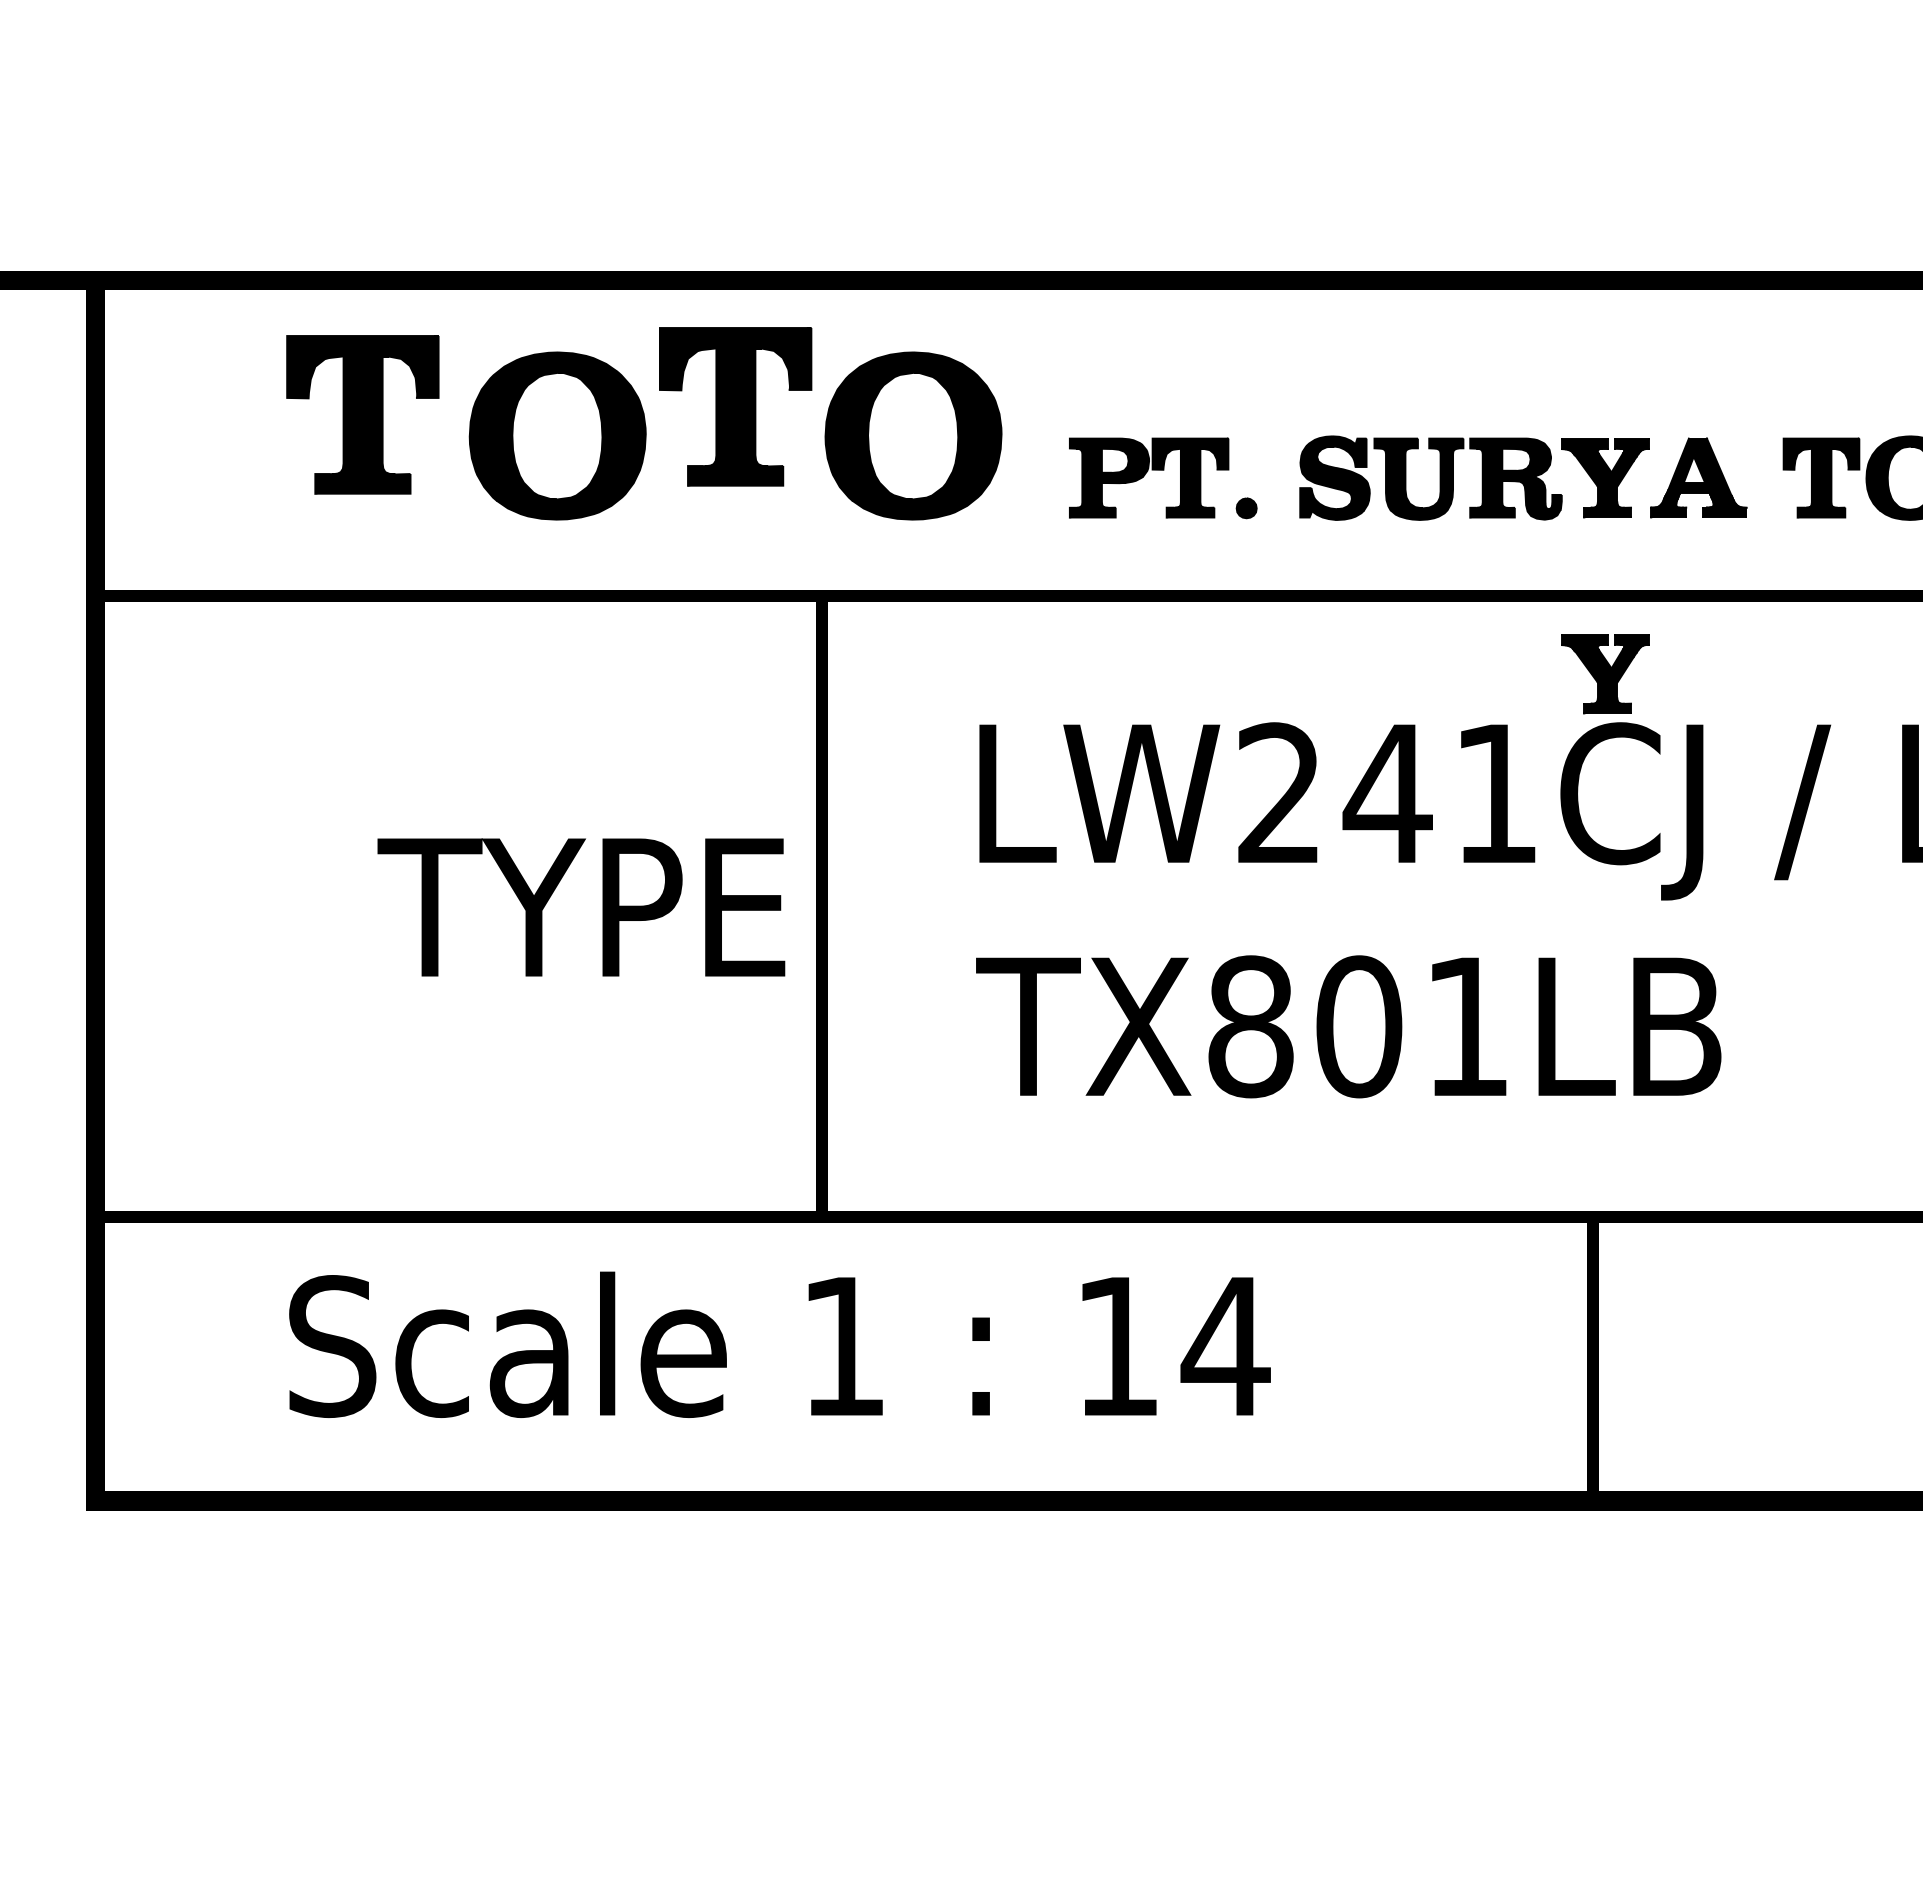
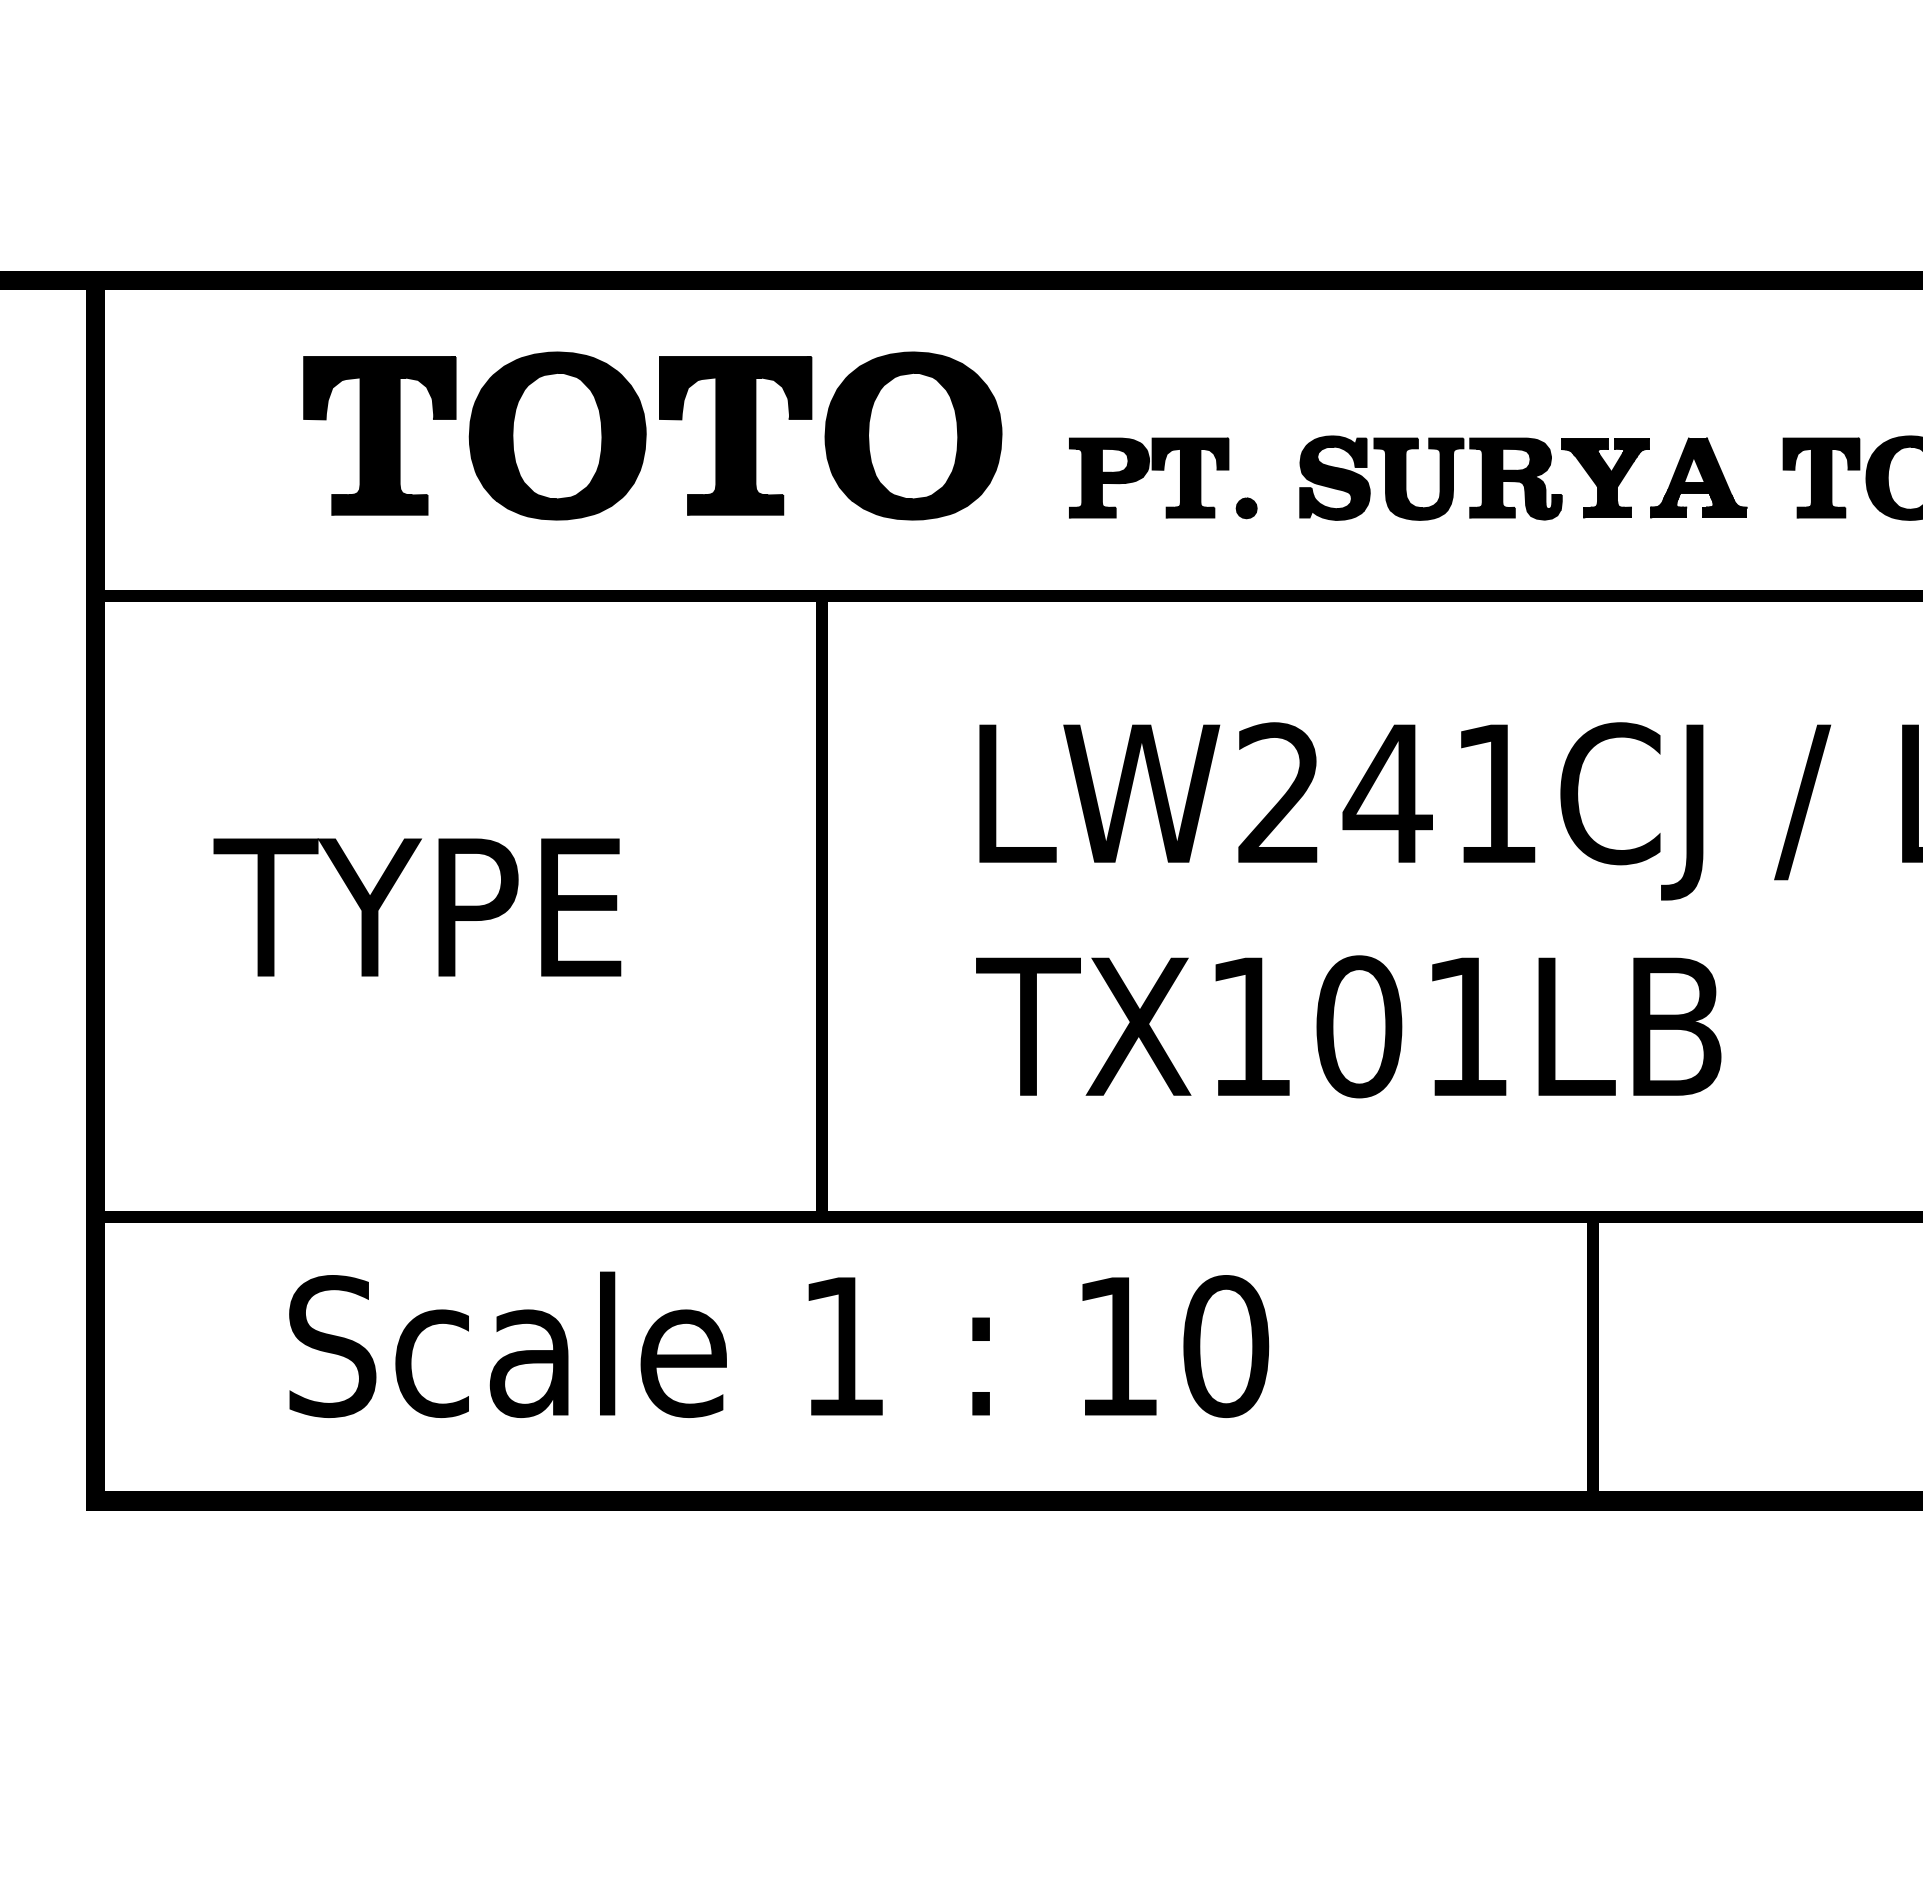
part position: (735, 406) -> (735, 435) (735, 435)
part position: (362, 414) -> (379, 435) (379, 435)
part: present -> none (1605, 674)
text position: (581, 907) -> (417, 907) (417, 907)
text: TX801LB -> TX101LB (1250, 1026)
text: 14 -> 10 (1225, 1346)
